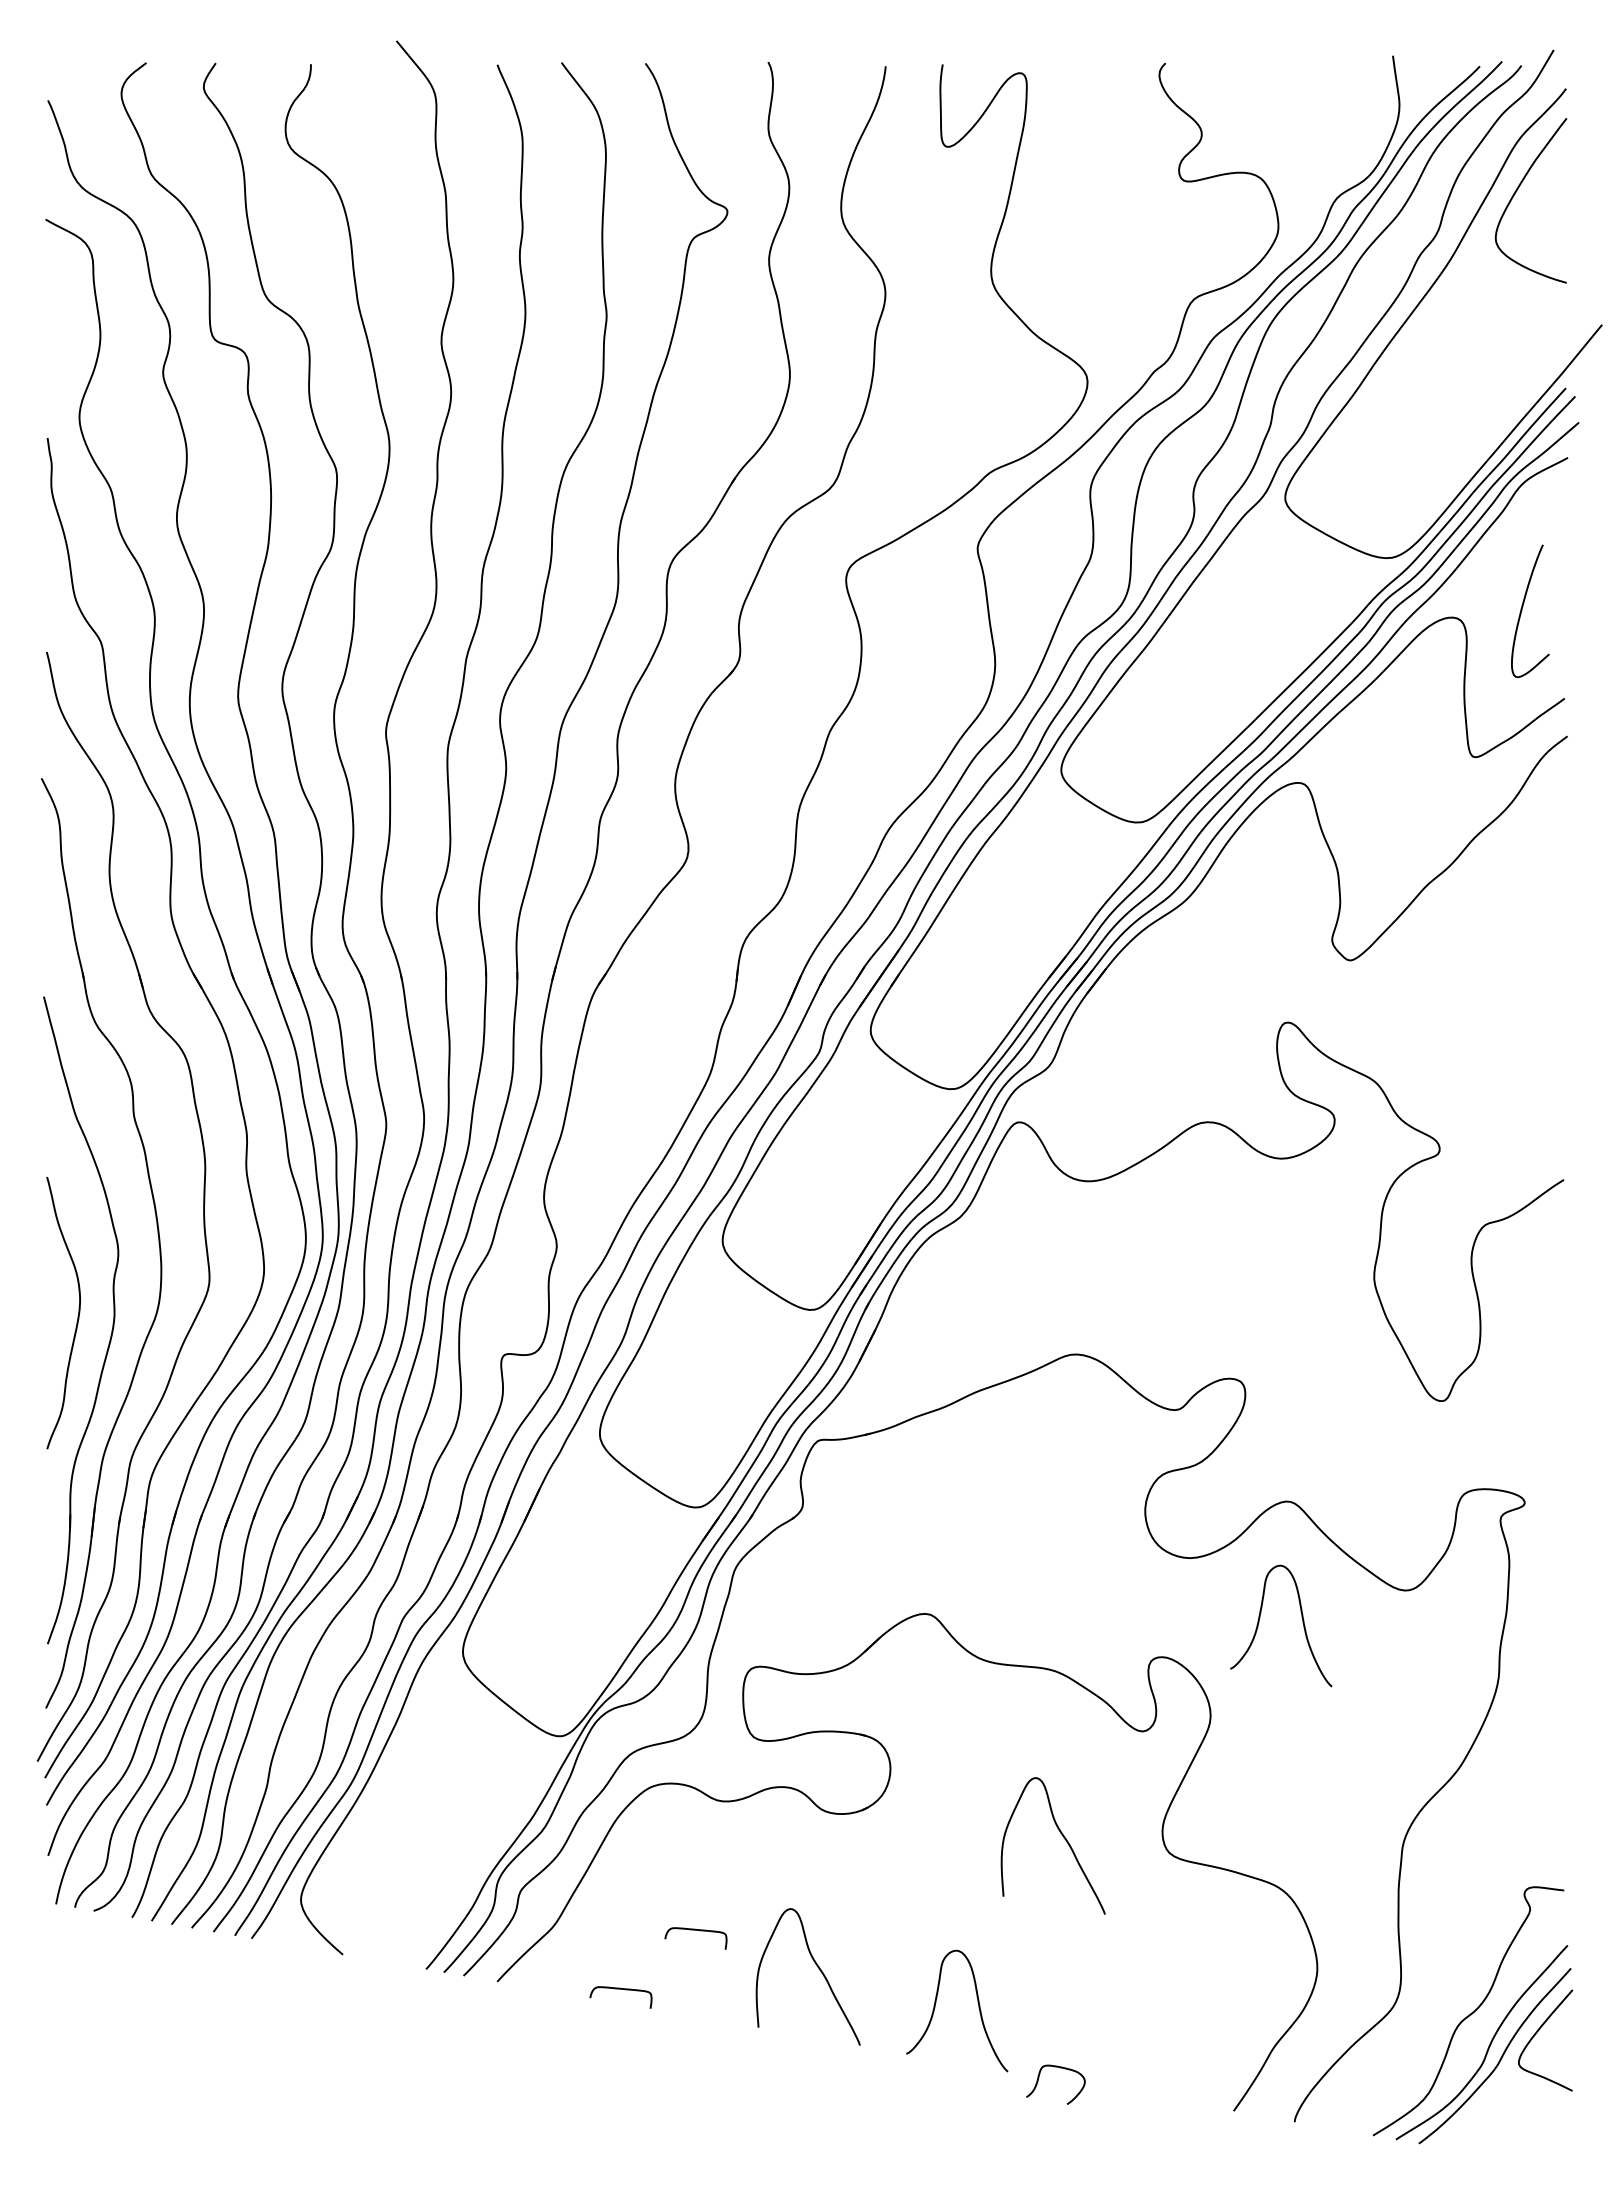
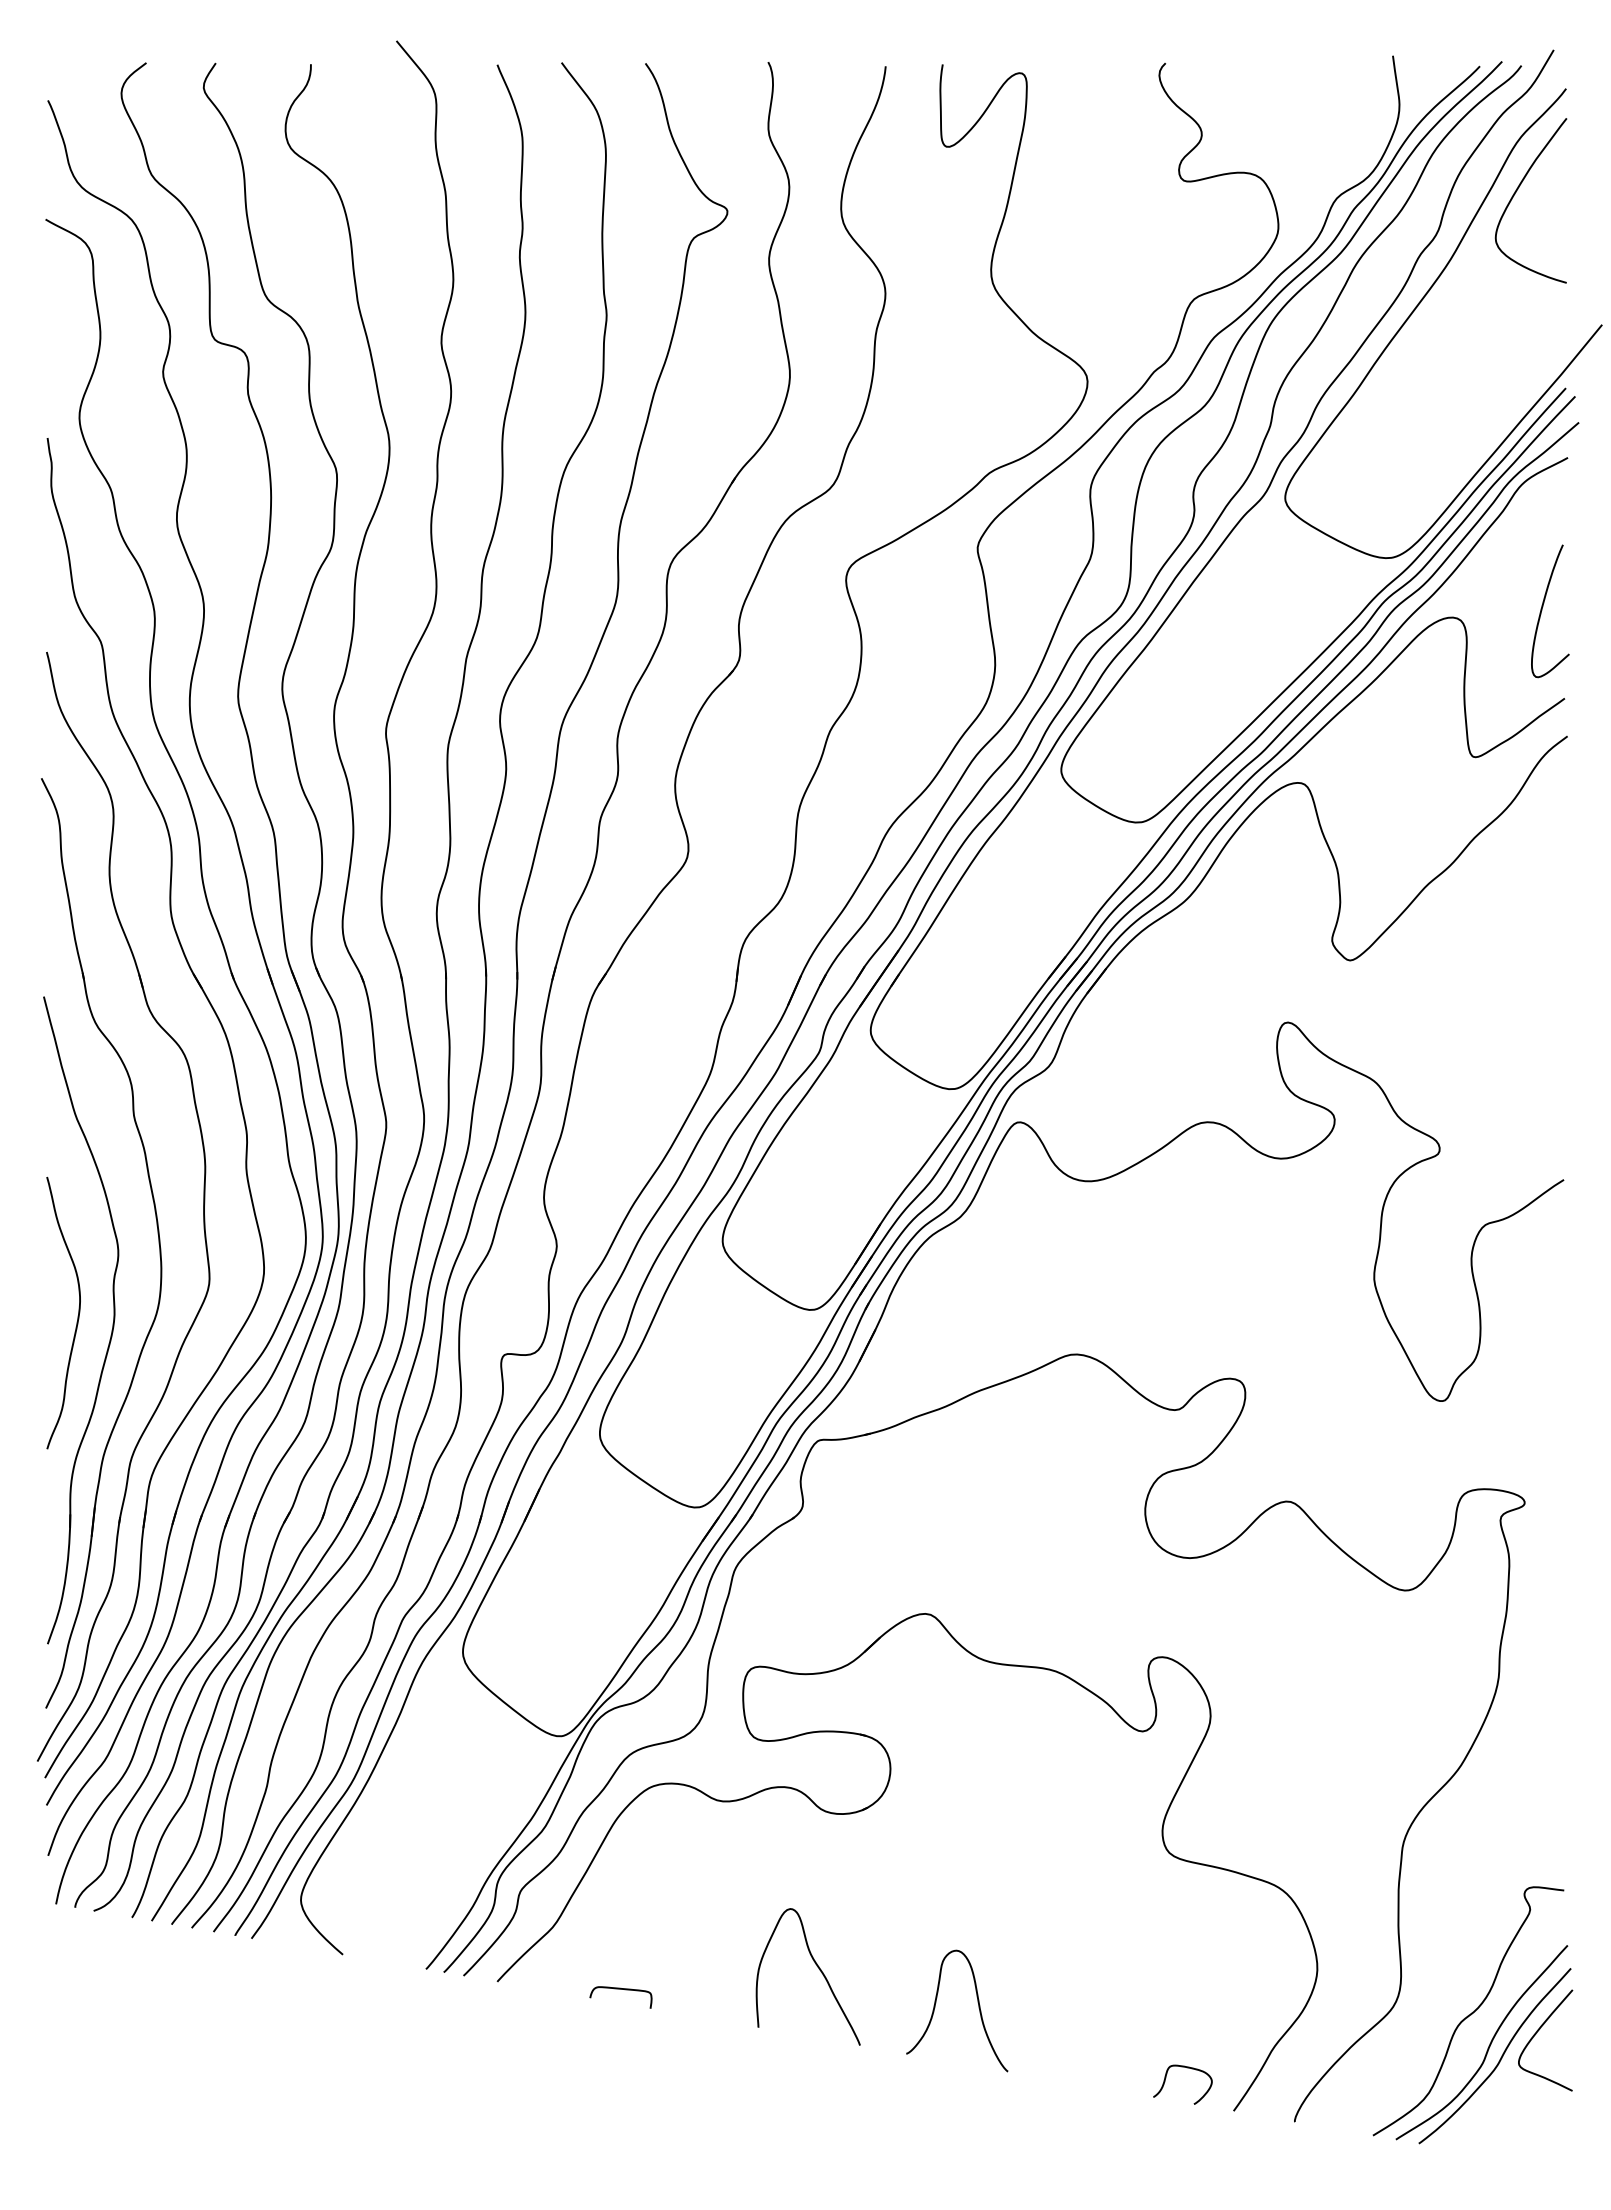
curve position: (1522, 610) -> (1542, 610) (1542, 610)
curve: present -> none (1302, 1623)
curve: present -> none (1064, 1839)
curve: present -> none (695, 1930)
curve position: (1060, 2068) -> (1187, 2068) (1187, 2068)
